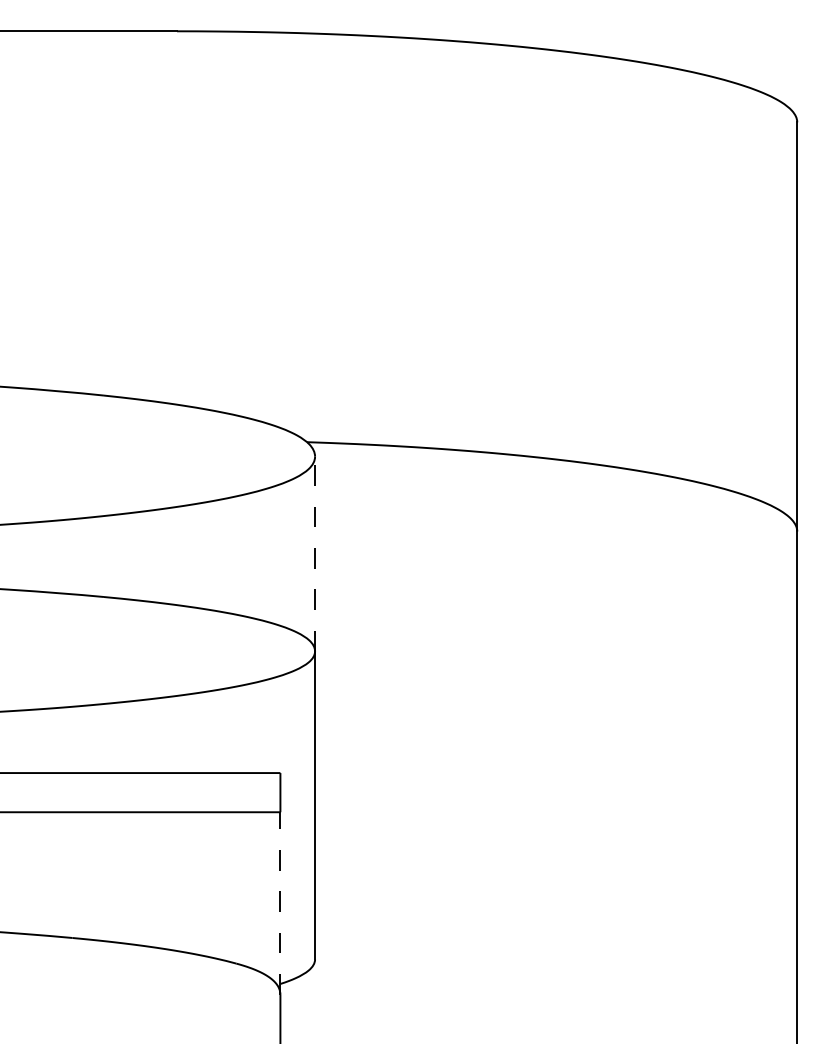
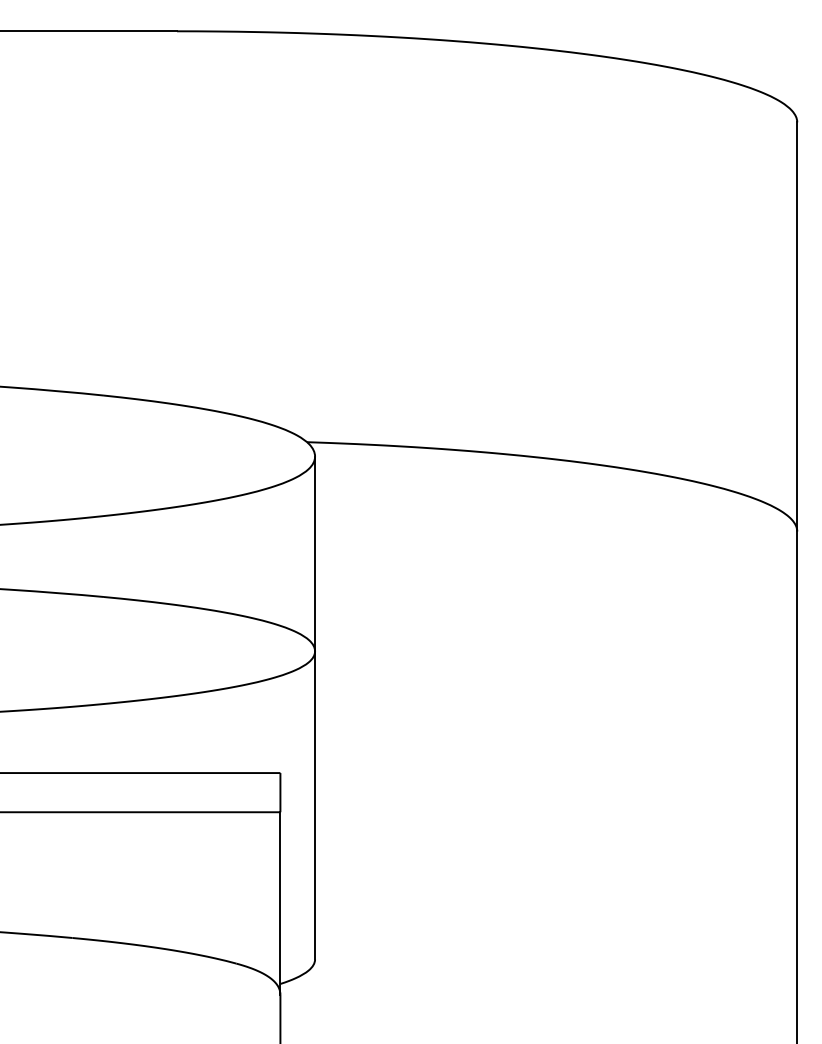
line: dashed -> solid (315, 553)
line: dashed -> solid (280, 903)
